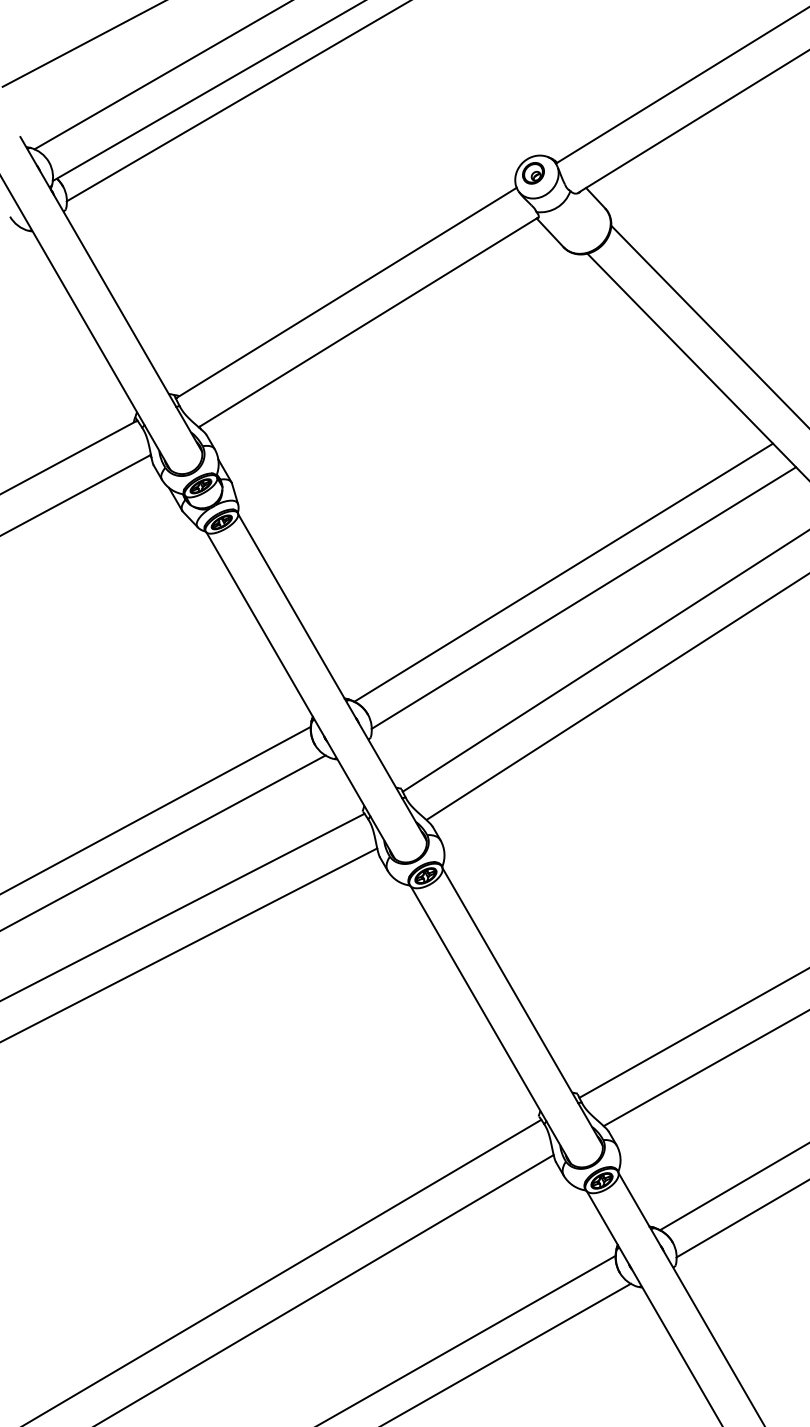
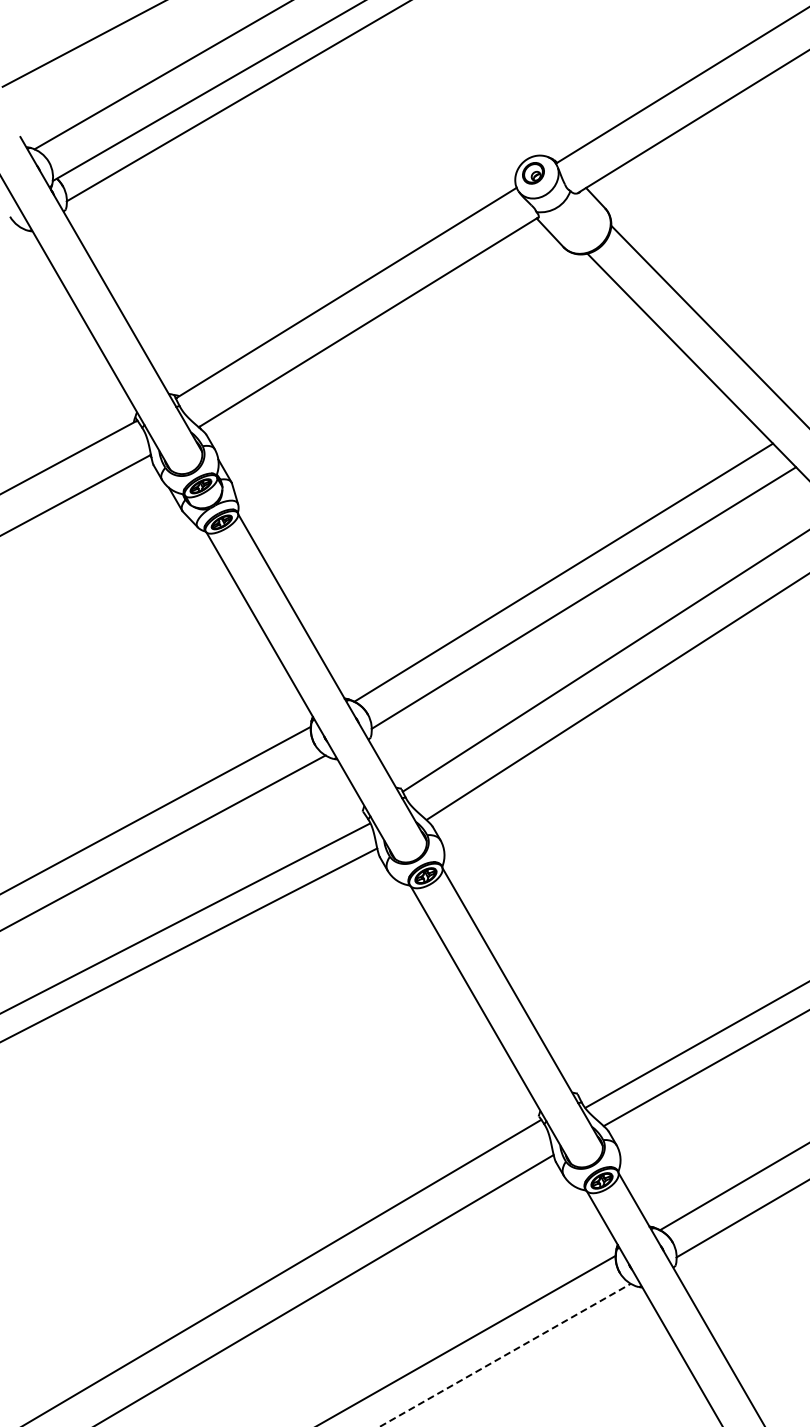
line position: (183, 906) -> (185, 917) (185, 917)
line position: (692, 1033) -> (695, 1044) (695, 1044)
line: solid -> dashed (505, 1355)
